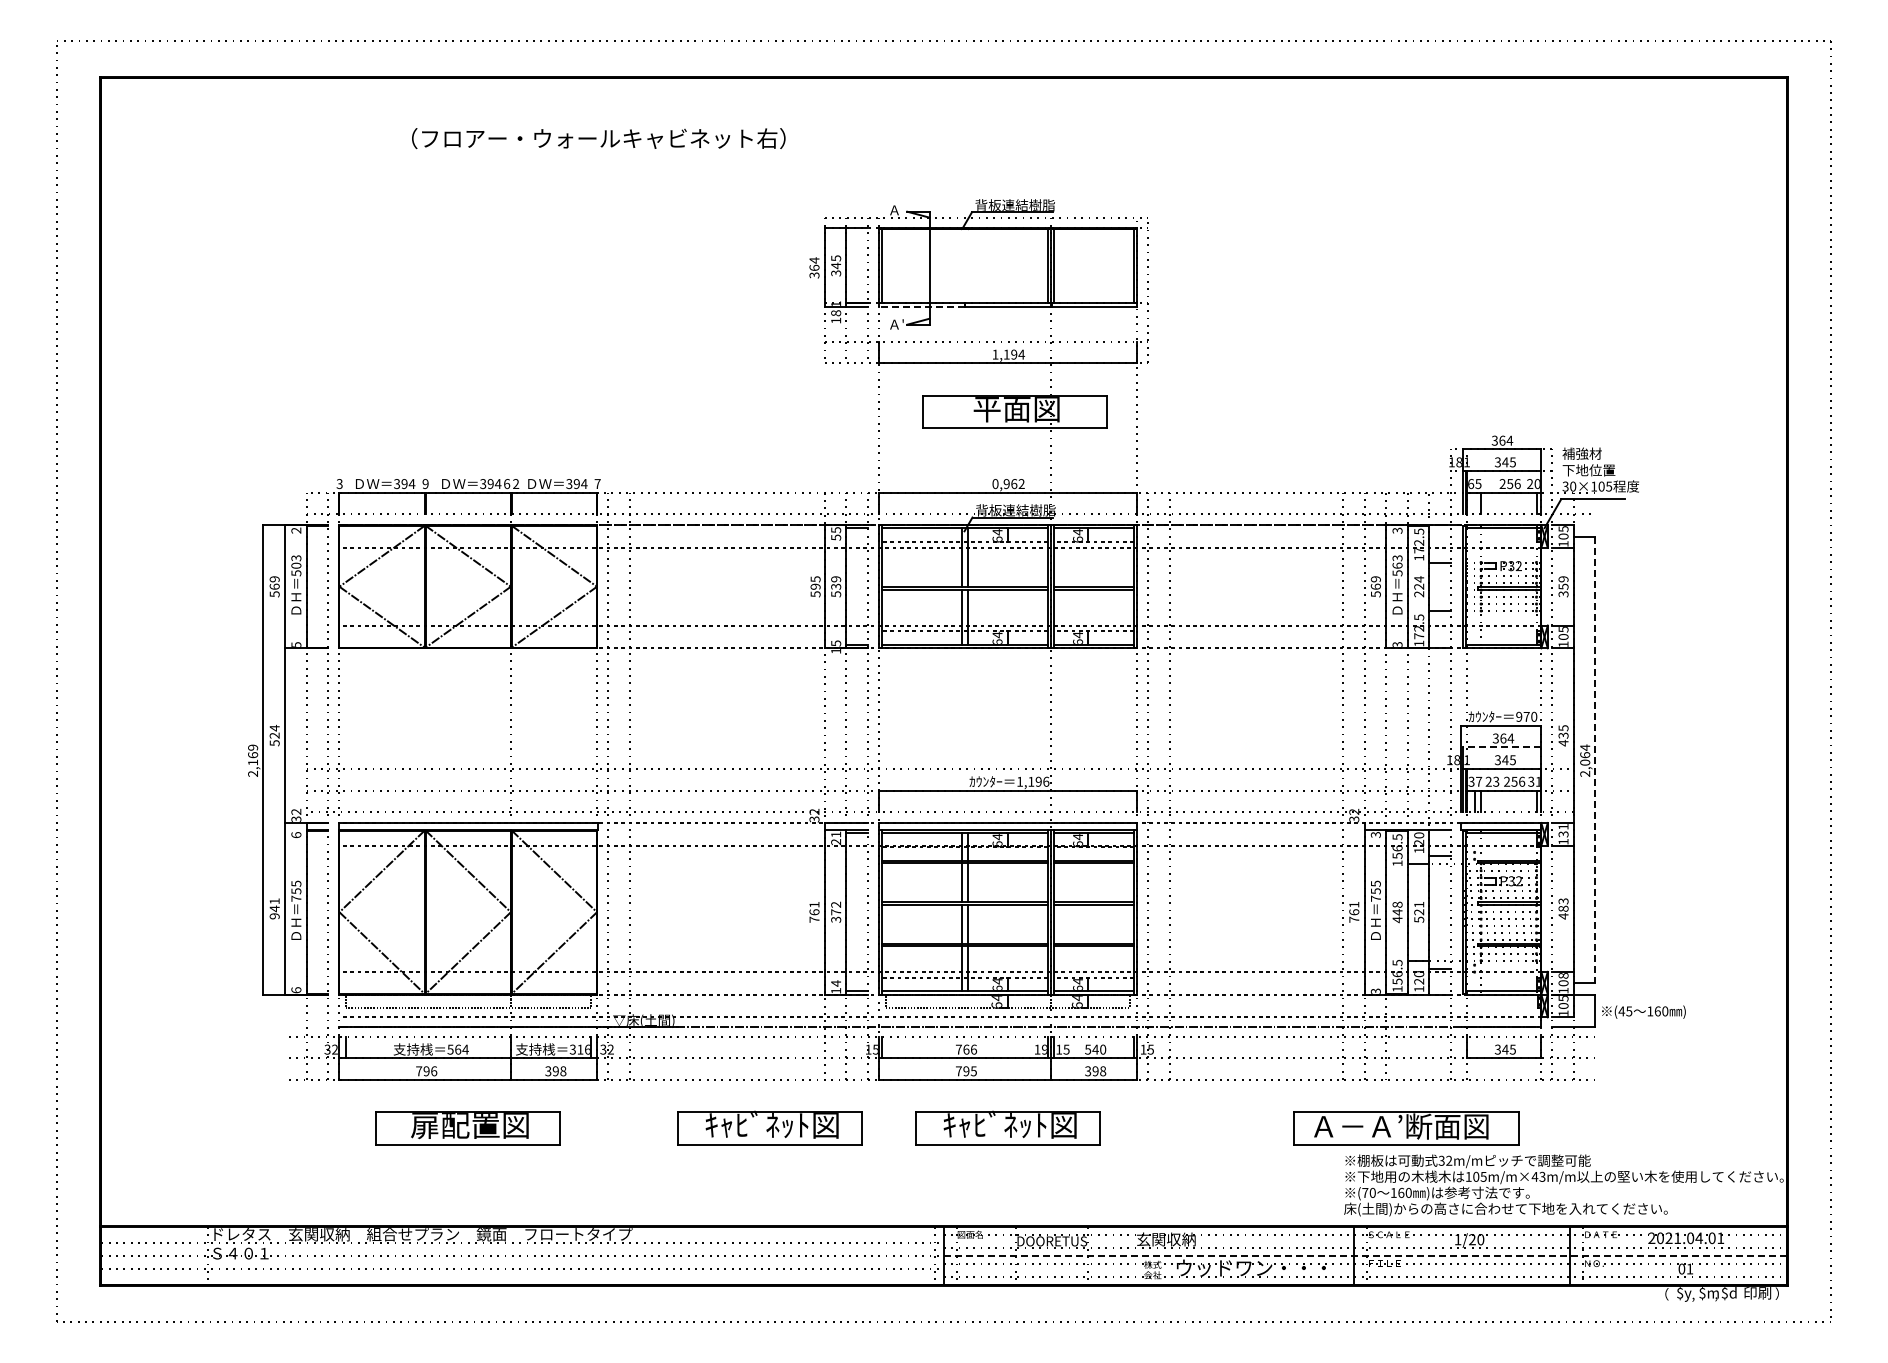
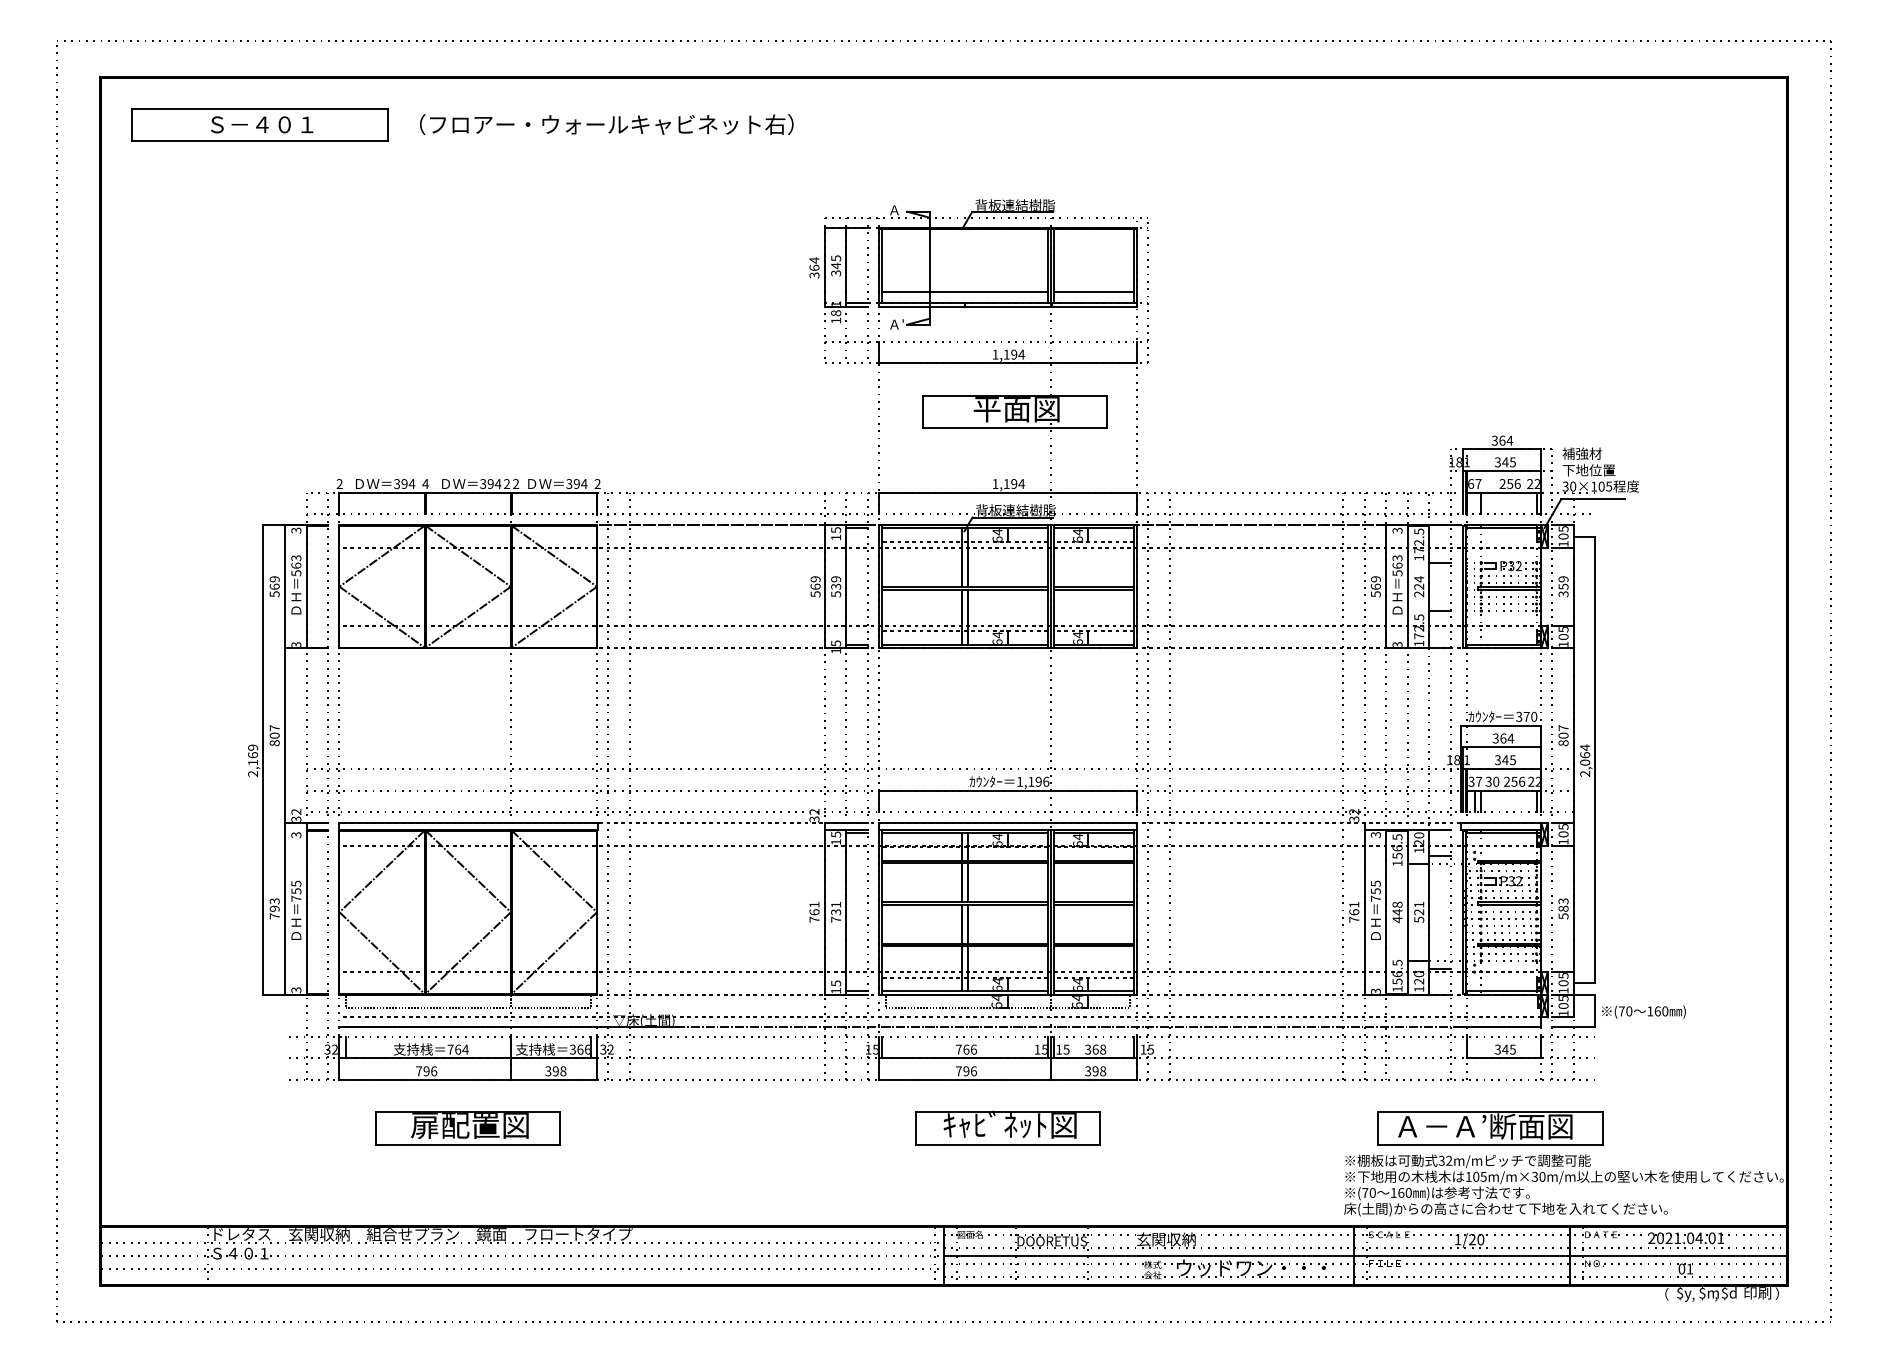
part: none -> present (259, 124)
text position: (598, 138) -> (606, 124) (606, 124)
line: none -> present (964, 291)
line: none -> present (1094, 291)
line: dashed -> solid (921, 307)
text: 7 -> 2 (597, 483)
text: 3 -> 2 (339, 484)
text: 9 -> 4 (425, 484)
text: 6 -> 2 (507, 484)
text: 0,962 -> 1,194 (1008, 484)
text: 65 -> 67 (1478, 484)
text: 20 -> 22 (1536, 484)
text: 2 -> 3 (296, 530)
text: 55 -> 15 (836, 537)
text: 503 -> 563 (296, 565)
text: 595 -> 569 (815, 582)
text: 5 -> 3 (295, 644)
text: 970 -> 370 (1519, 716)
text: 524 -> 807 (274, 735)
text: 435 -> 807 (1563, 735)
line: dashed -> solid (1501, 747)
line: dashed -> solid (1595, 760)
text: 23 -> 30 (1492, 781)
text: 31 -> 22 (1533, 781)
text: 131 -> 105 (1563, 830)
text: 6 -> 3 (296, 835)
text: 21 -> 15 (836, 838)
text: 941 -> 793 (274, 908)
text: 372 -> 731 (836, 911)
text: 483 -> 583 (1563, 916)
text: 108 -> 105 (1563, 975)
text: 14 -> 15 (836, 983)
text: 6 -> 3 (296, 990)
text: (45 -> (70 (1625, 1011)
text: 564 -> 764 (450, 1049)
text: 316 -> 366 (580, 1049)
text: 19 -> 15 (1043, 1049)
text: 540 -> 368 (1095, 1049)
text: 795 -> 796 (973, 1071)
part: present -> none (769, 1127)
part position: (1406, 1128) -> (1490, 1128) (1490, 1128)
text: 105m/m×43m/m -> 105m/m×30m/m (1538, 1176)
line: dashed -> solid (1365, 1255)
